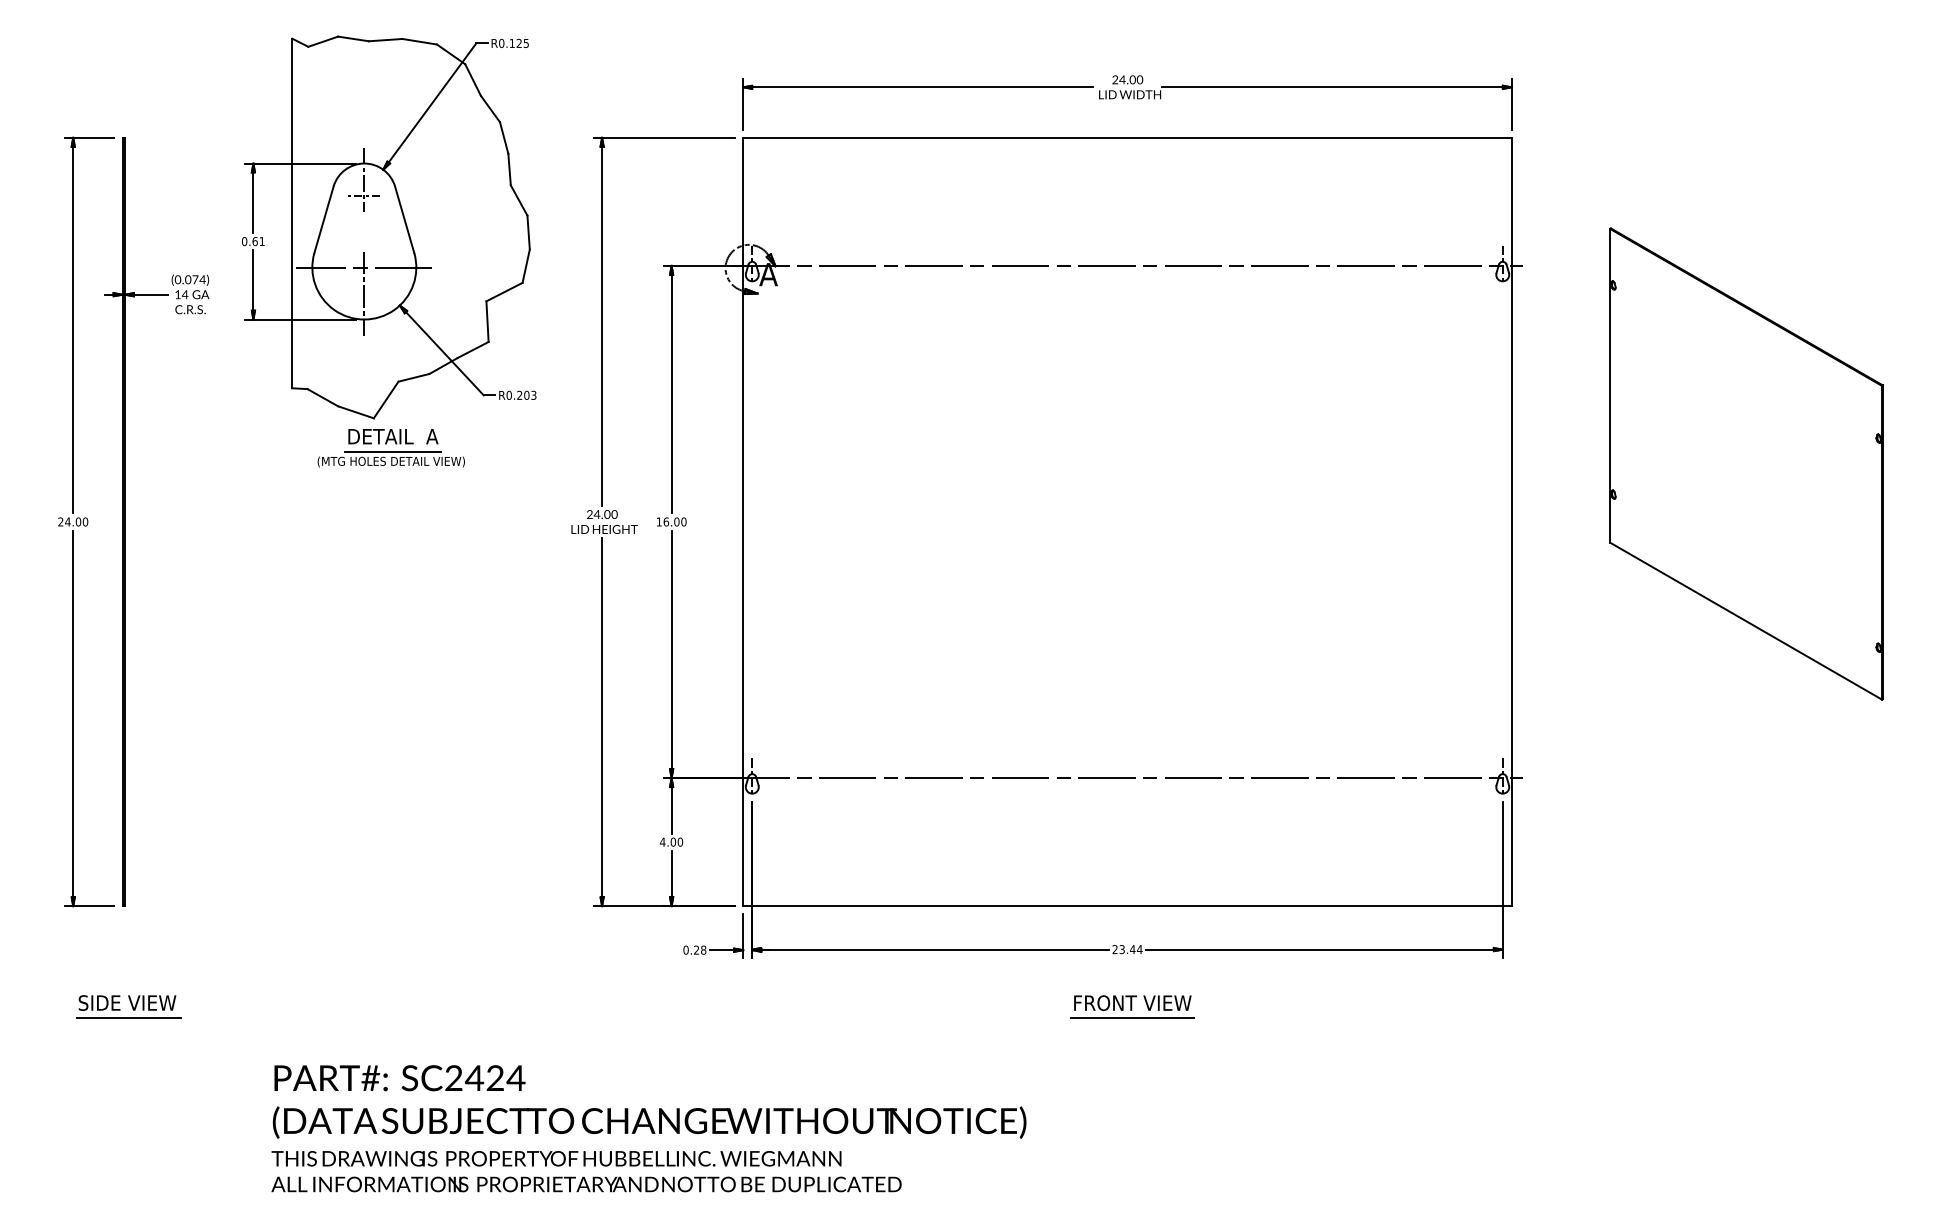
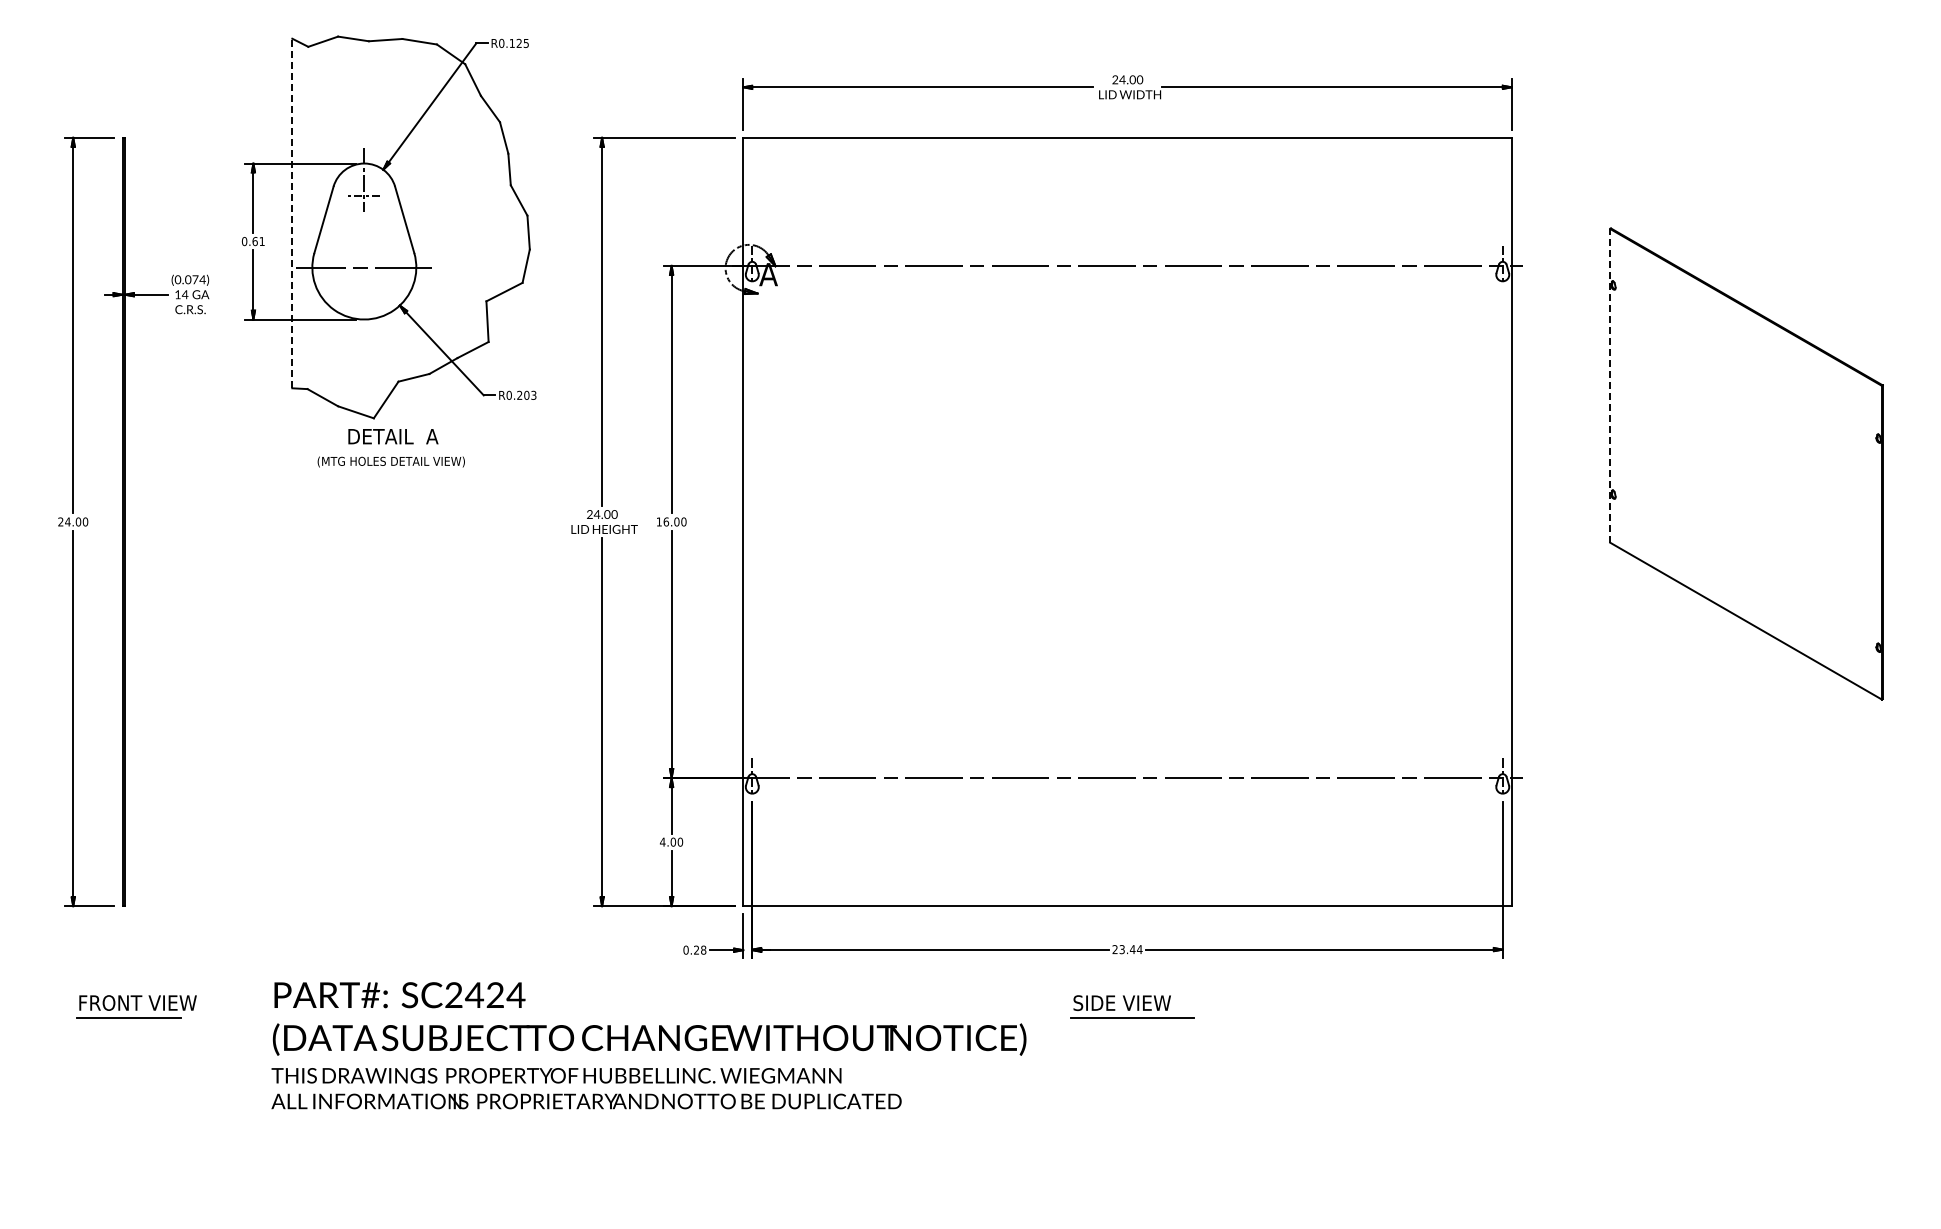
line: solid -> dashed (292, 213)
line: present -> none (364, 293)
line: solid -> dashed (1610, 385)
line: present -> none (392, 452)
text: SIDE VIEW -> FRONT VIEW (137, 1002)
text: FRONT VIEW -> SIDE VIEW (1132, 1003)
text position: (648, 1128) -> (648, 1045) (648, 1045)
